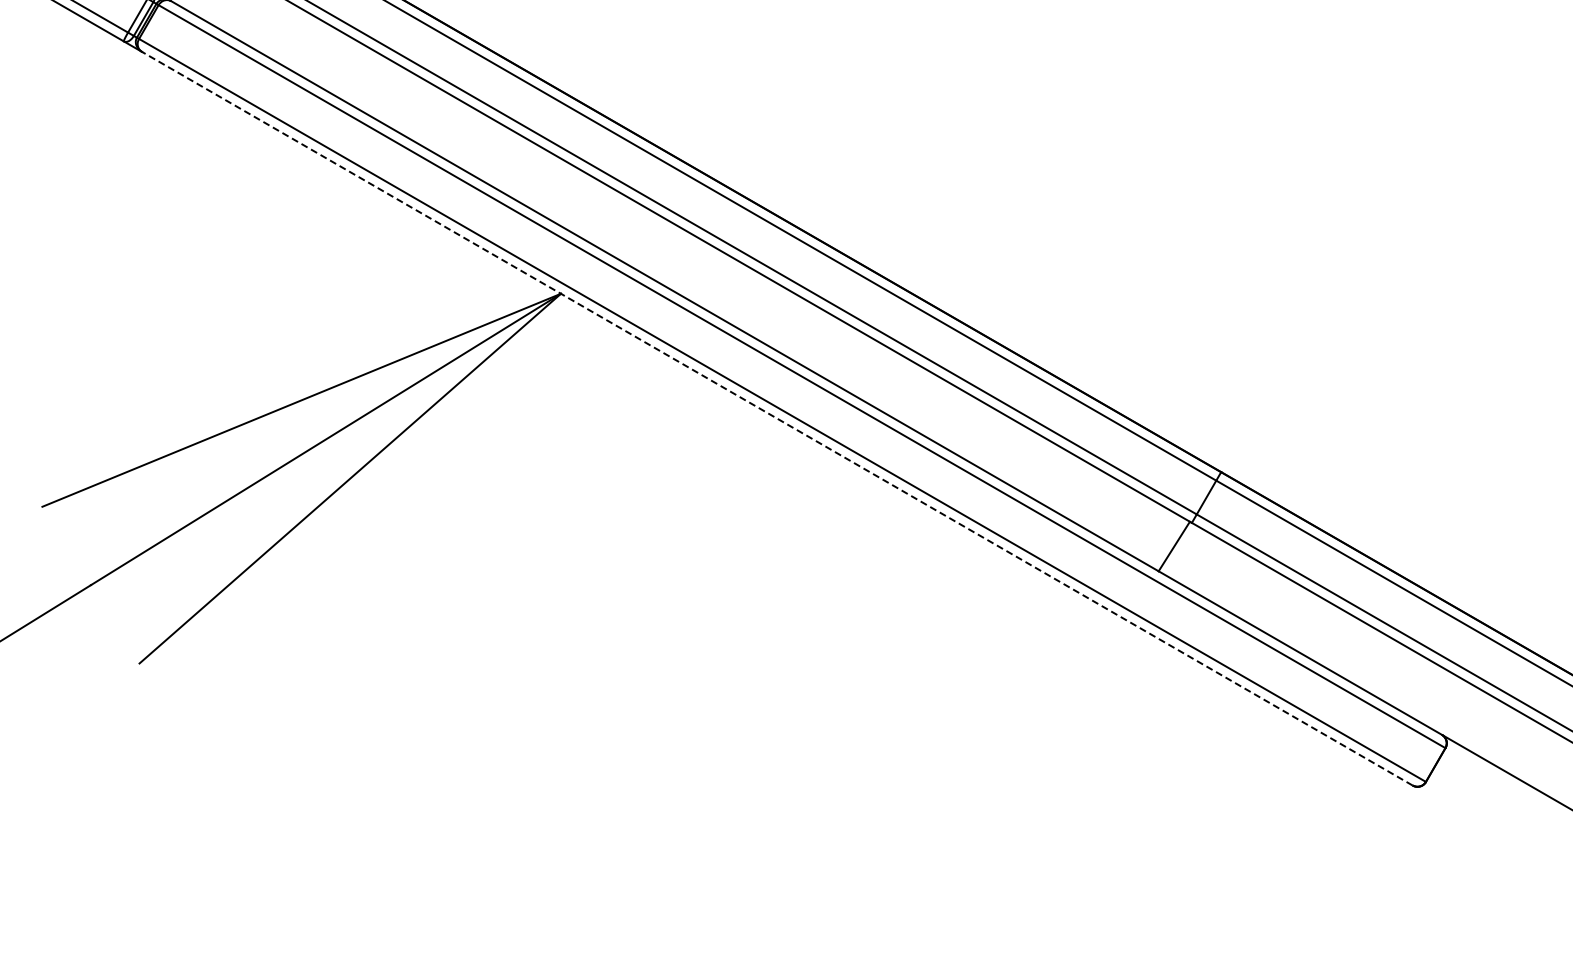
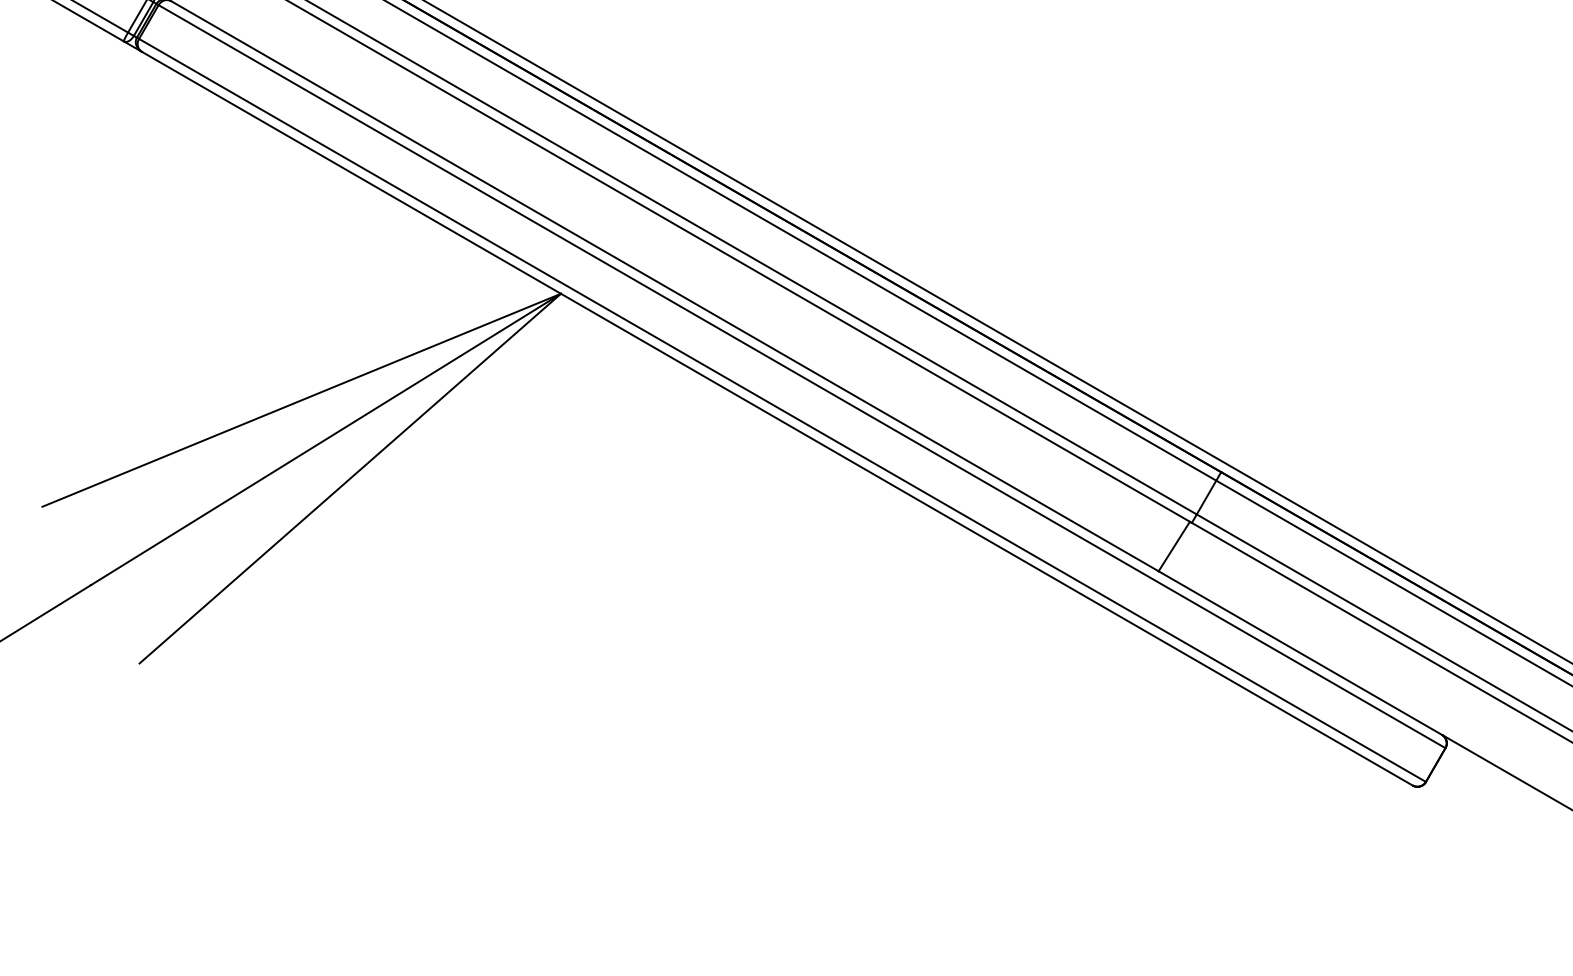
line: none -> present (998, 332)
line: dashed -> solid (777, 418)
